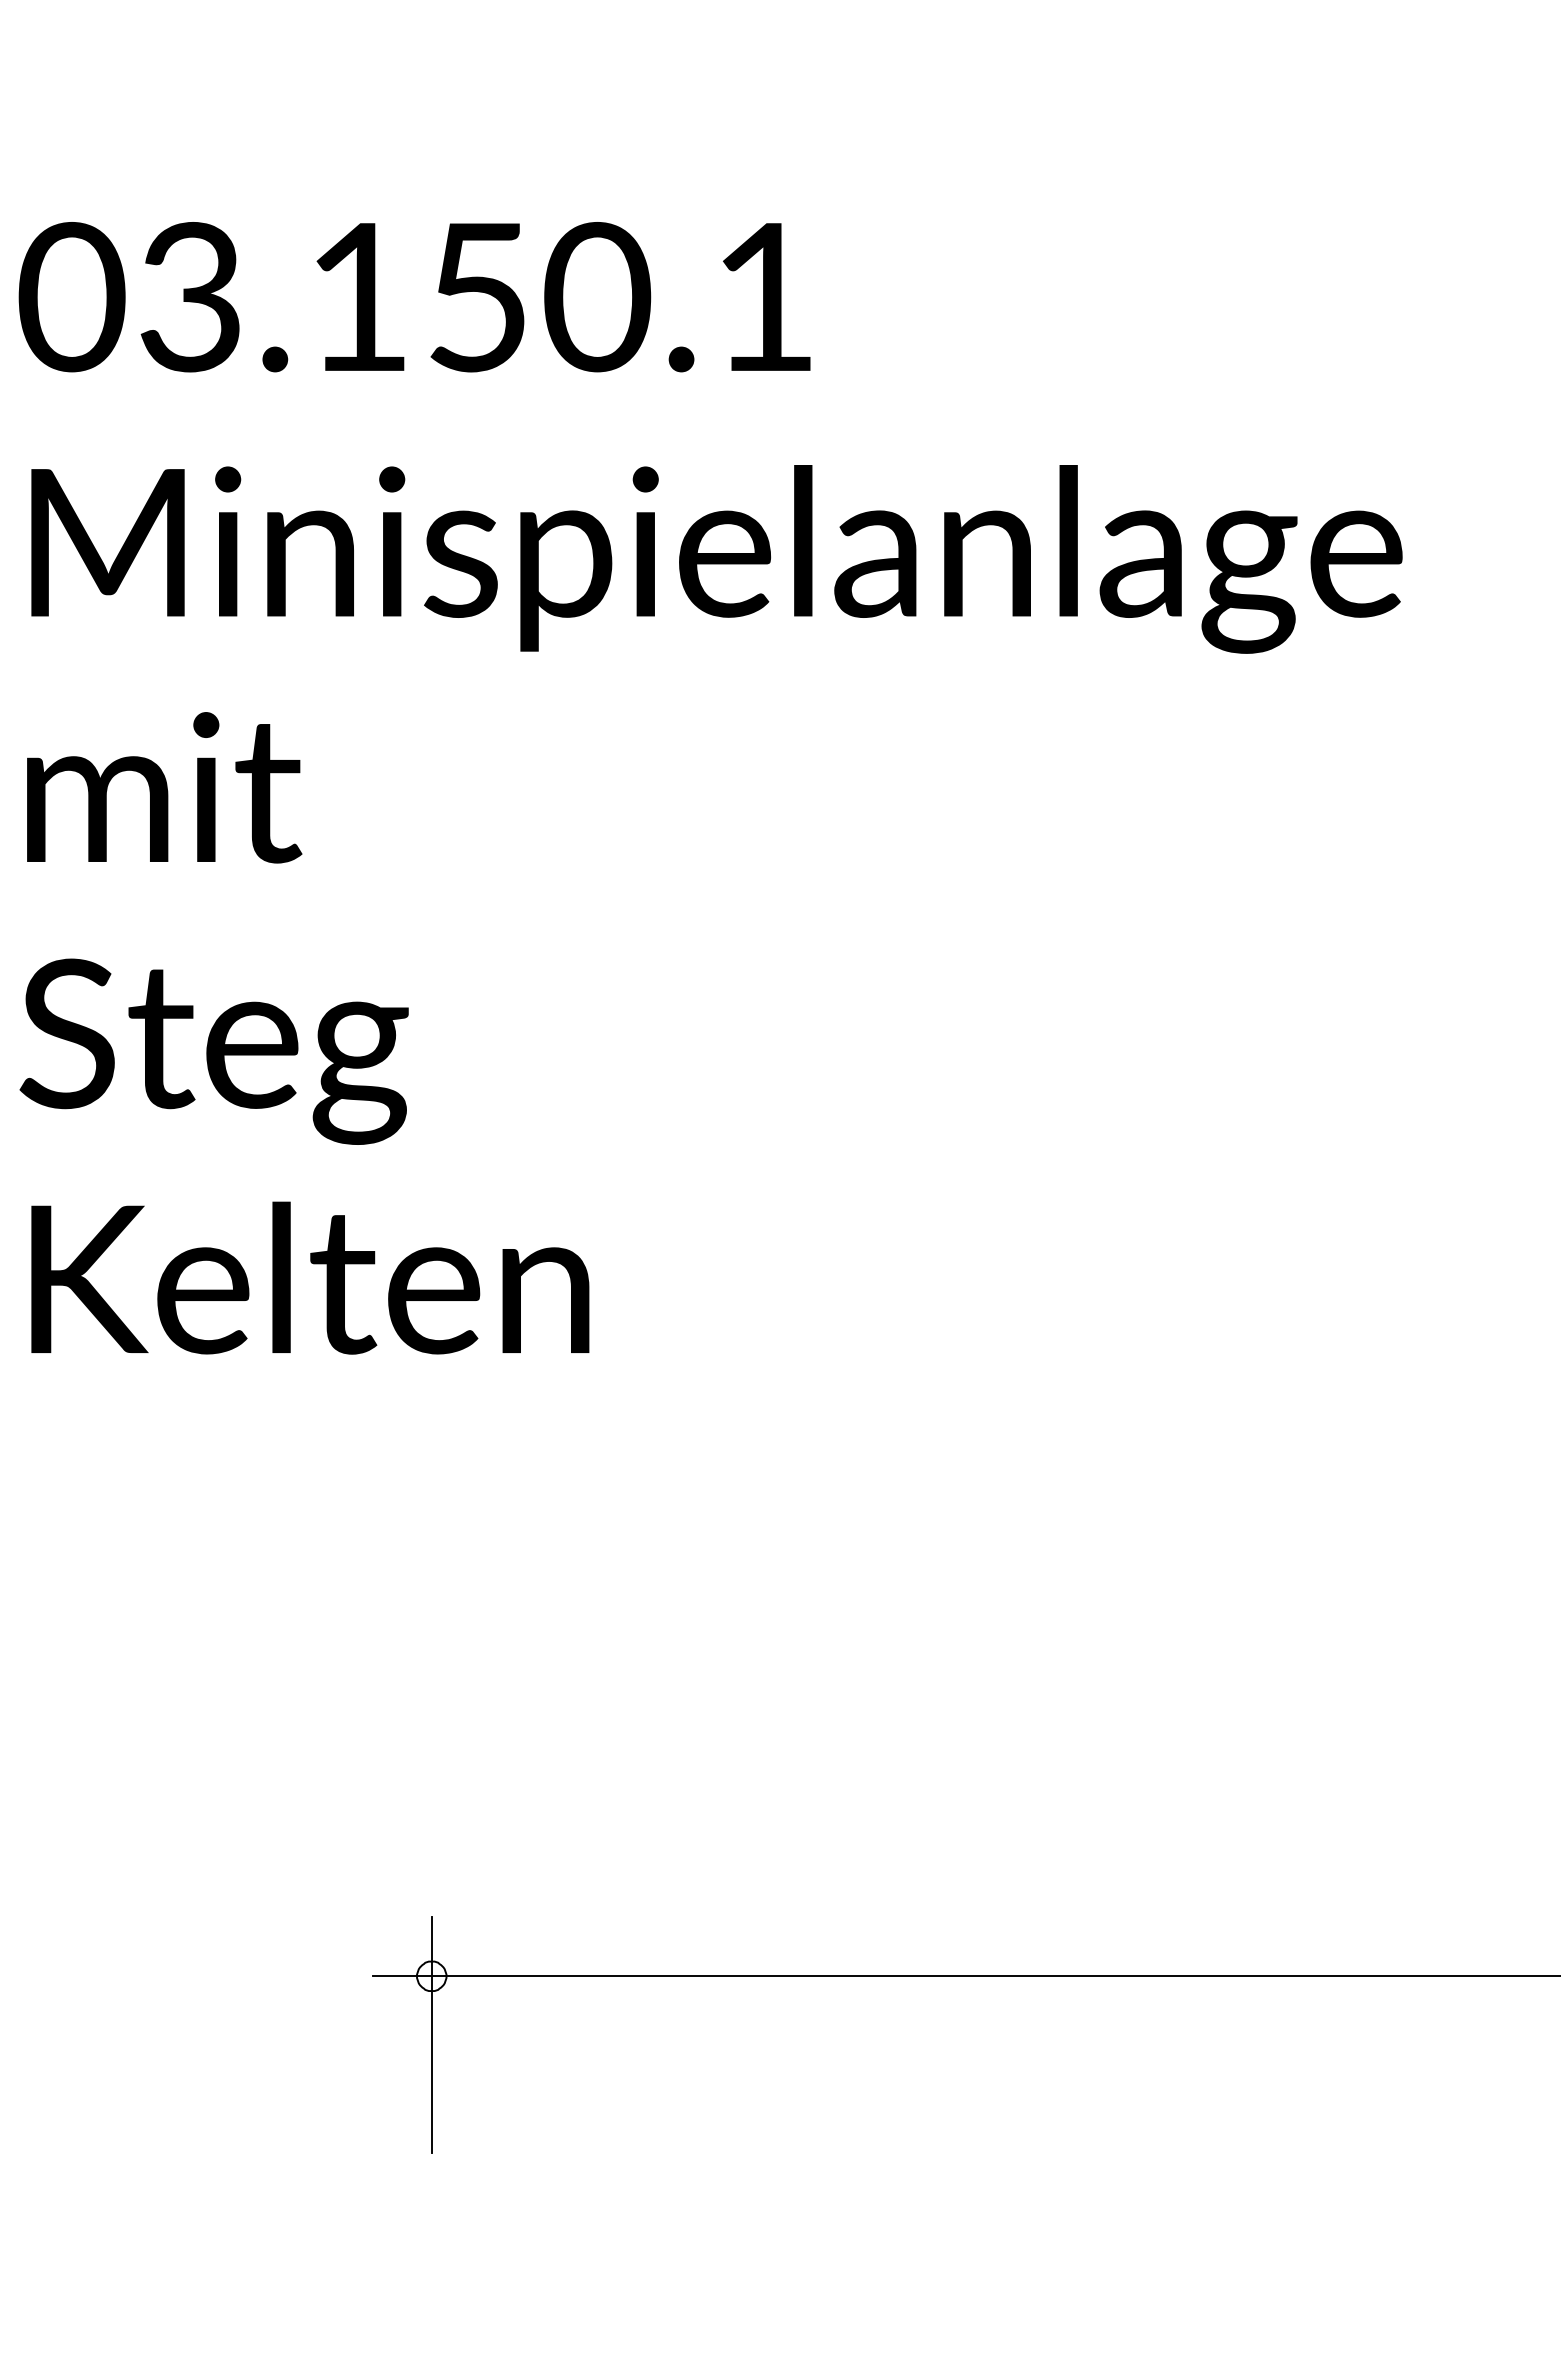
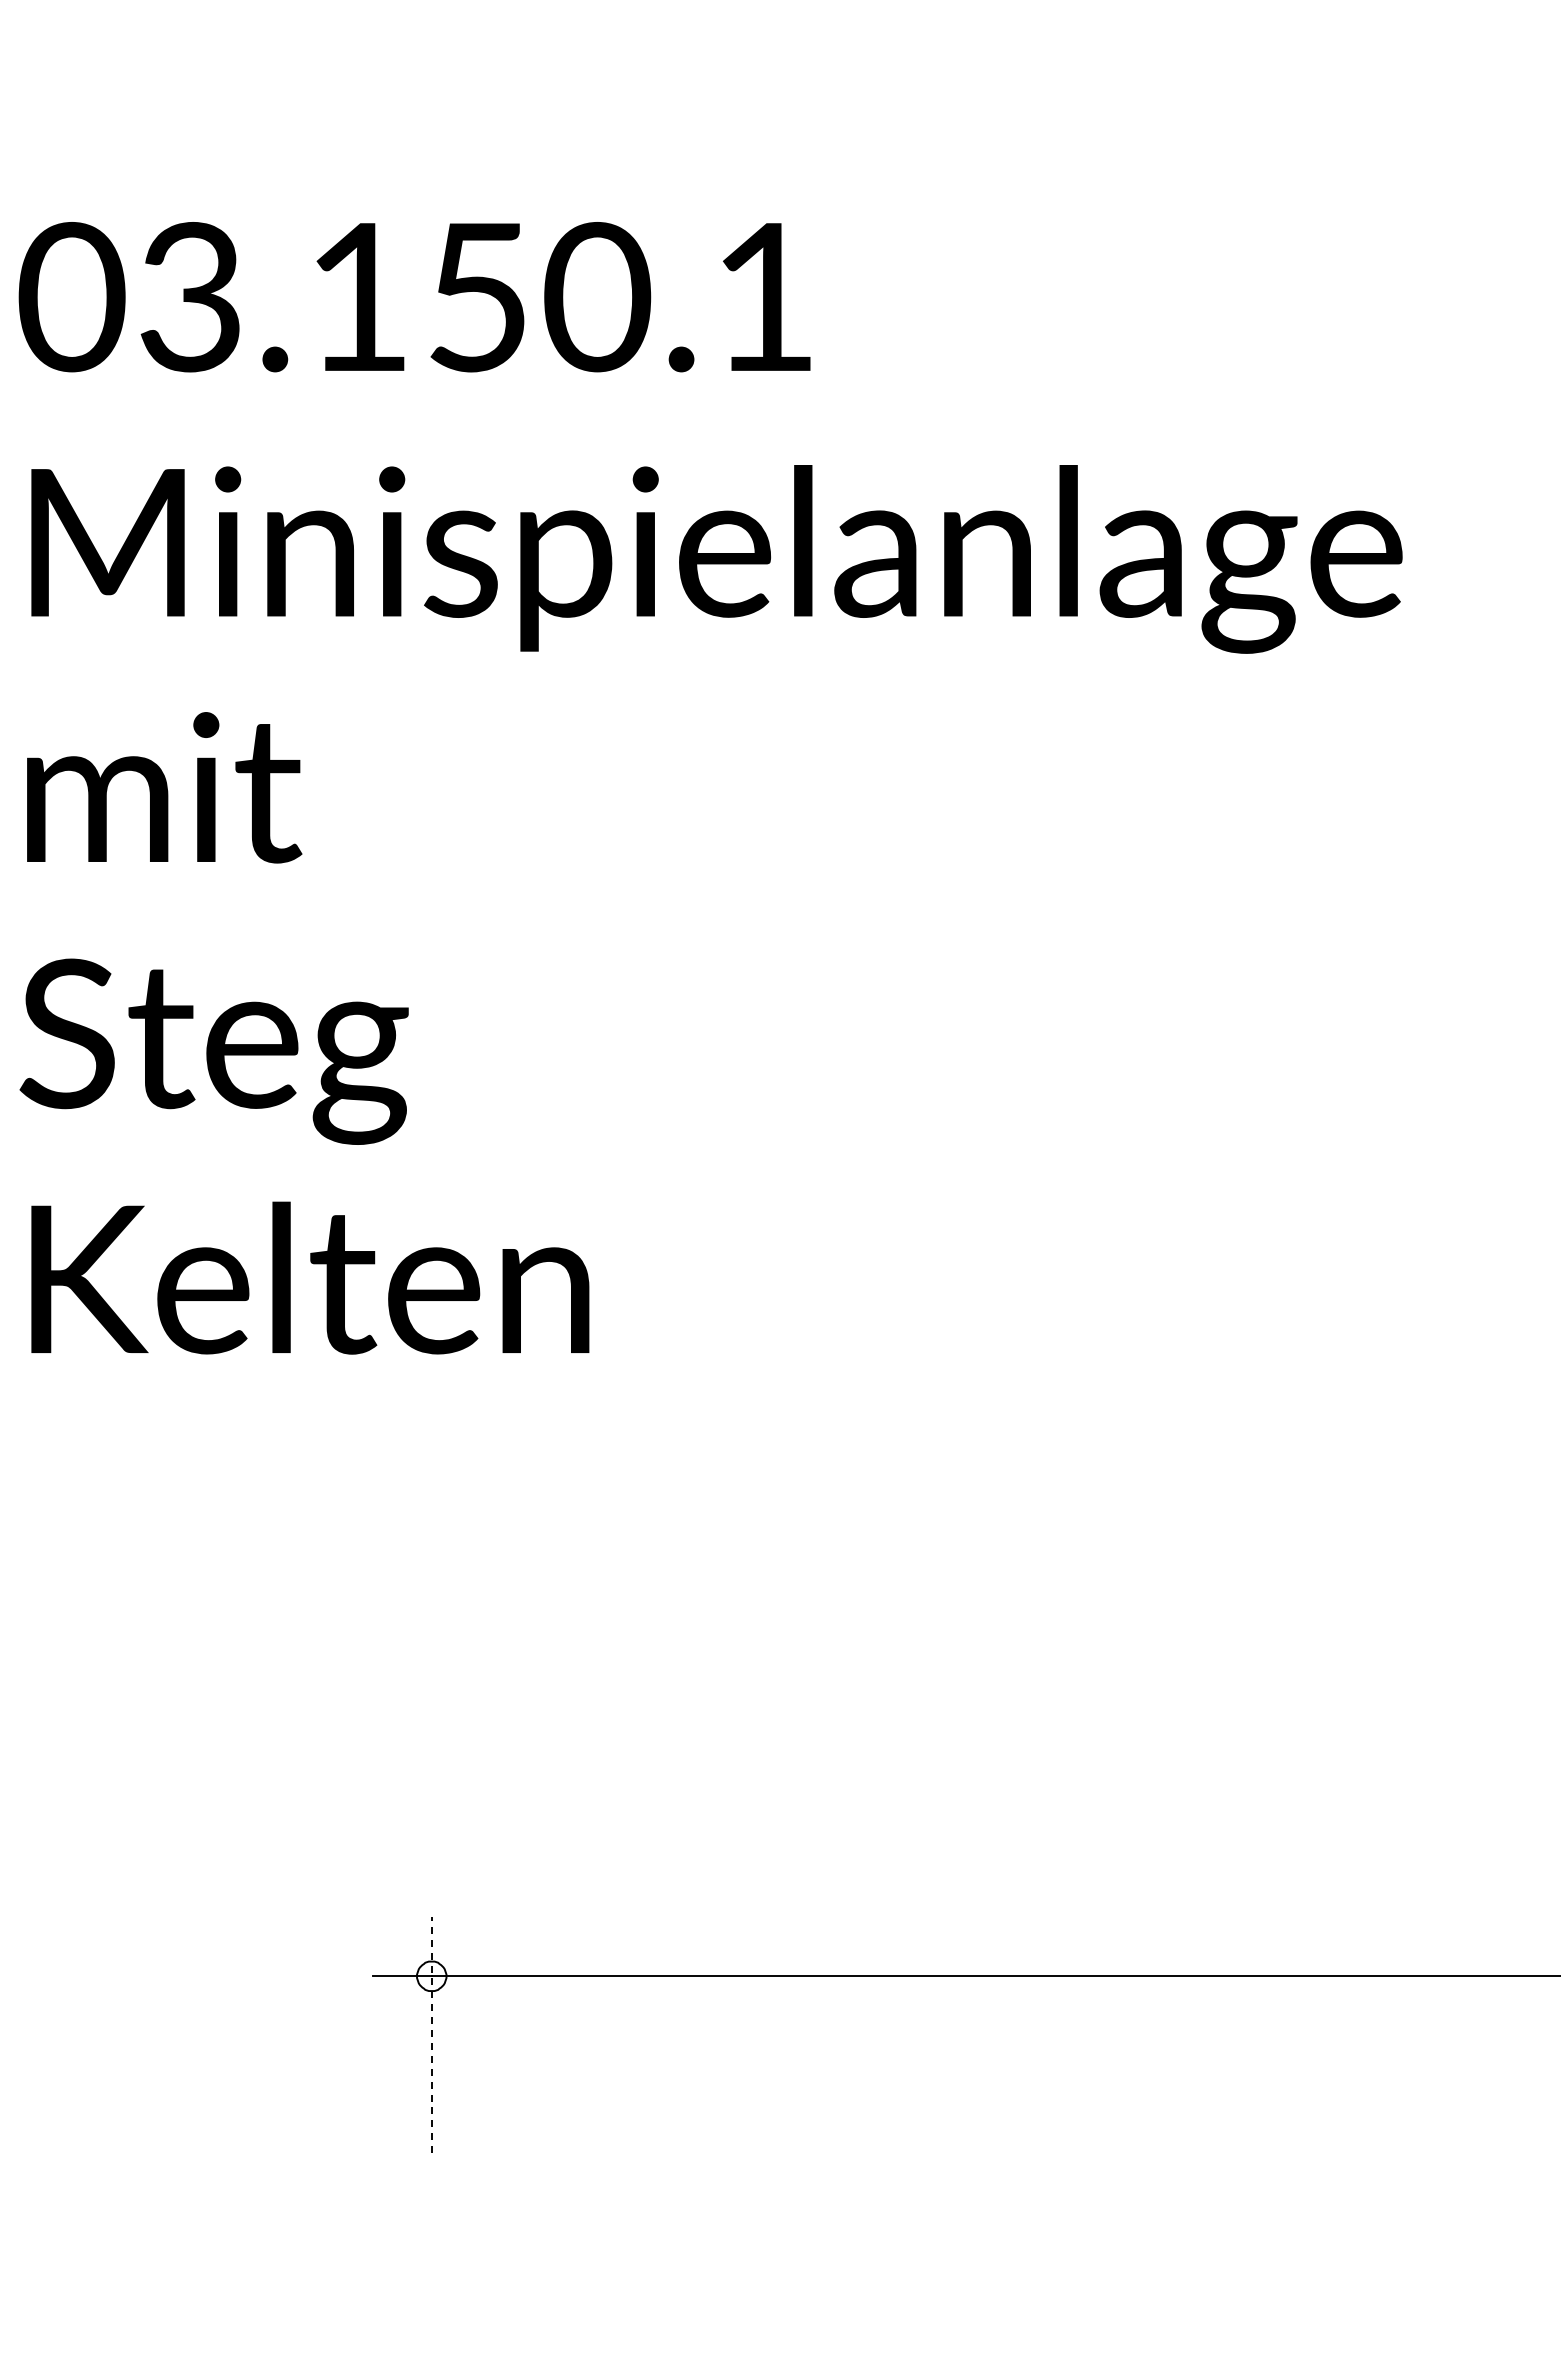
line: solid -> dashed (431, 2035)
